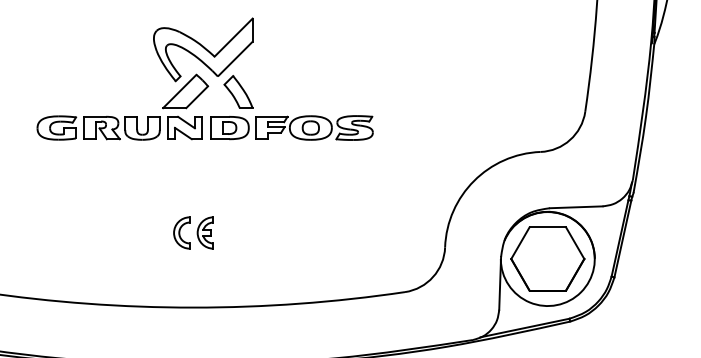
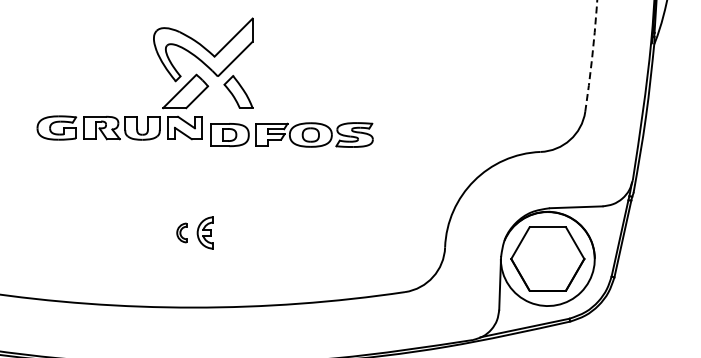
arc: solid -> dashed (592, 56)
part position: (291, 127) -> (291, 134) (291, 134)
part size: 18x34 px -> 12x22 px (181, 232)
